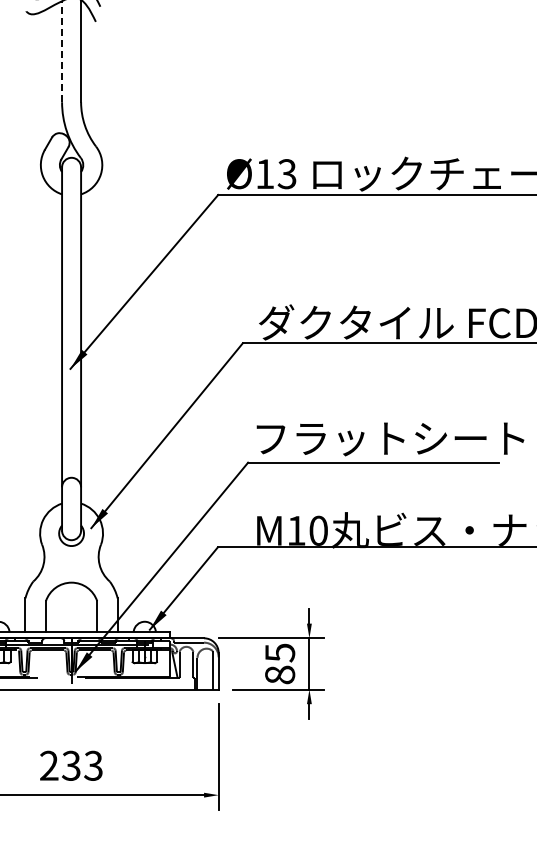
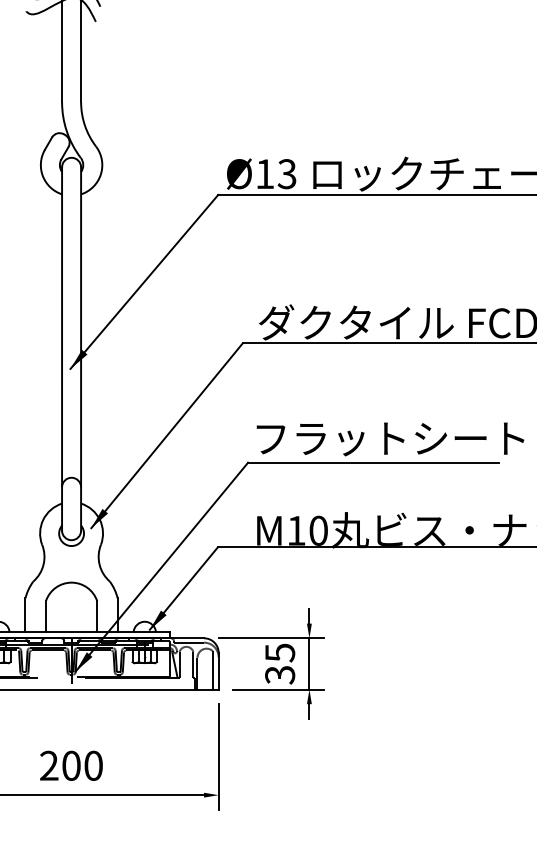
line: dashed -> solid (62, 51)
text: 85 -> 35 (280, 674)
text: 233 -> 200 (82, 765)
